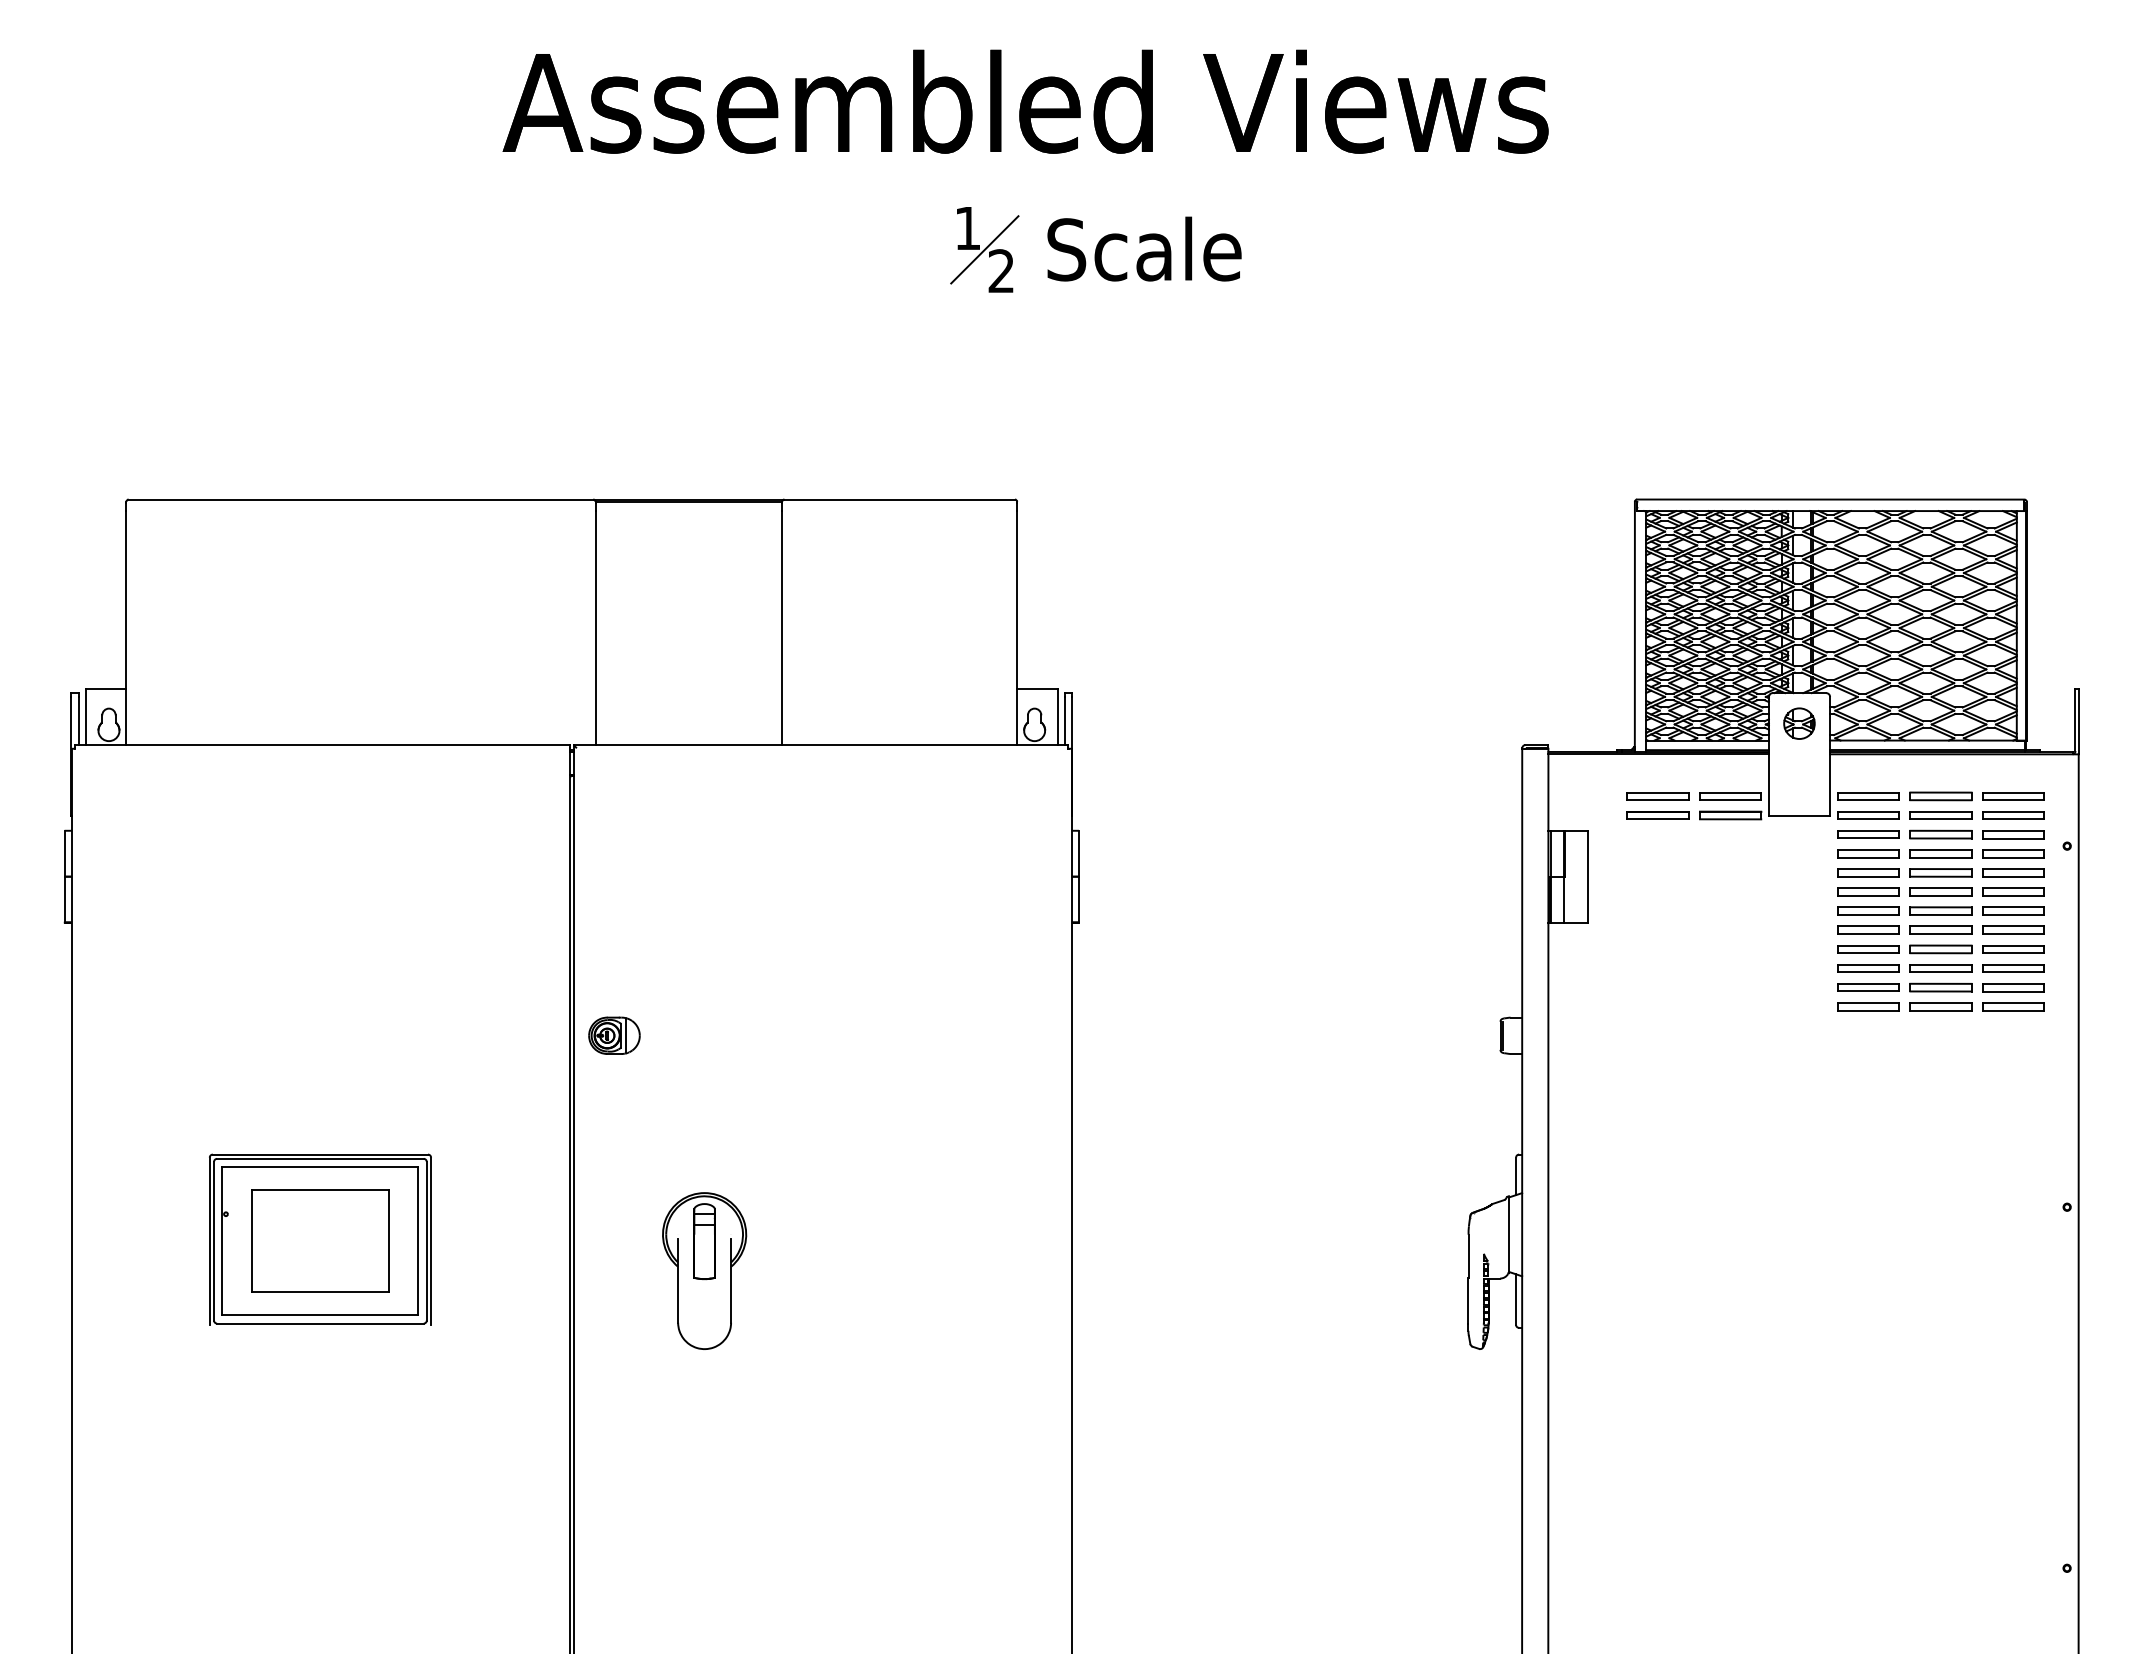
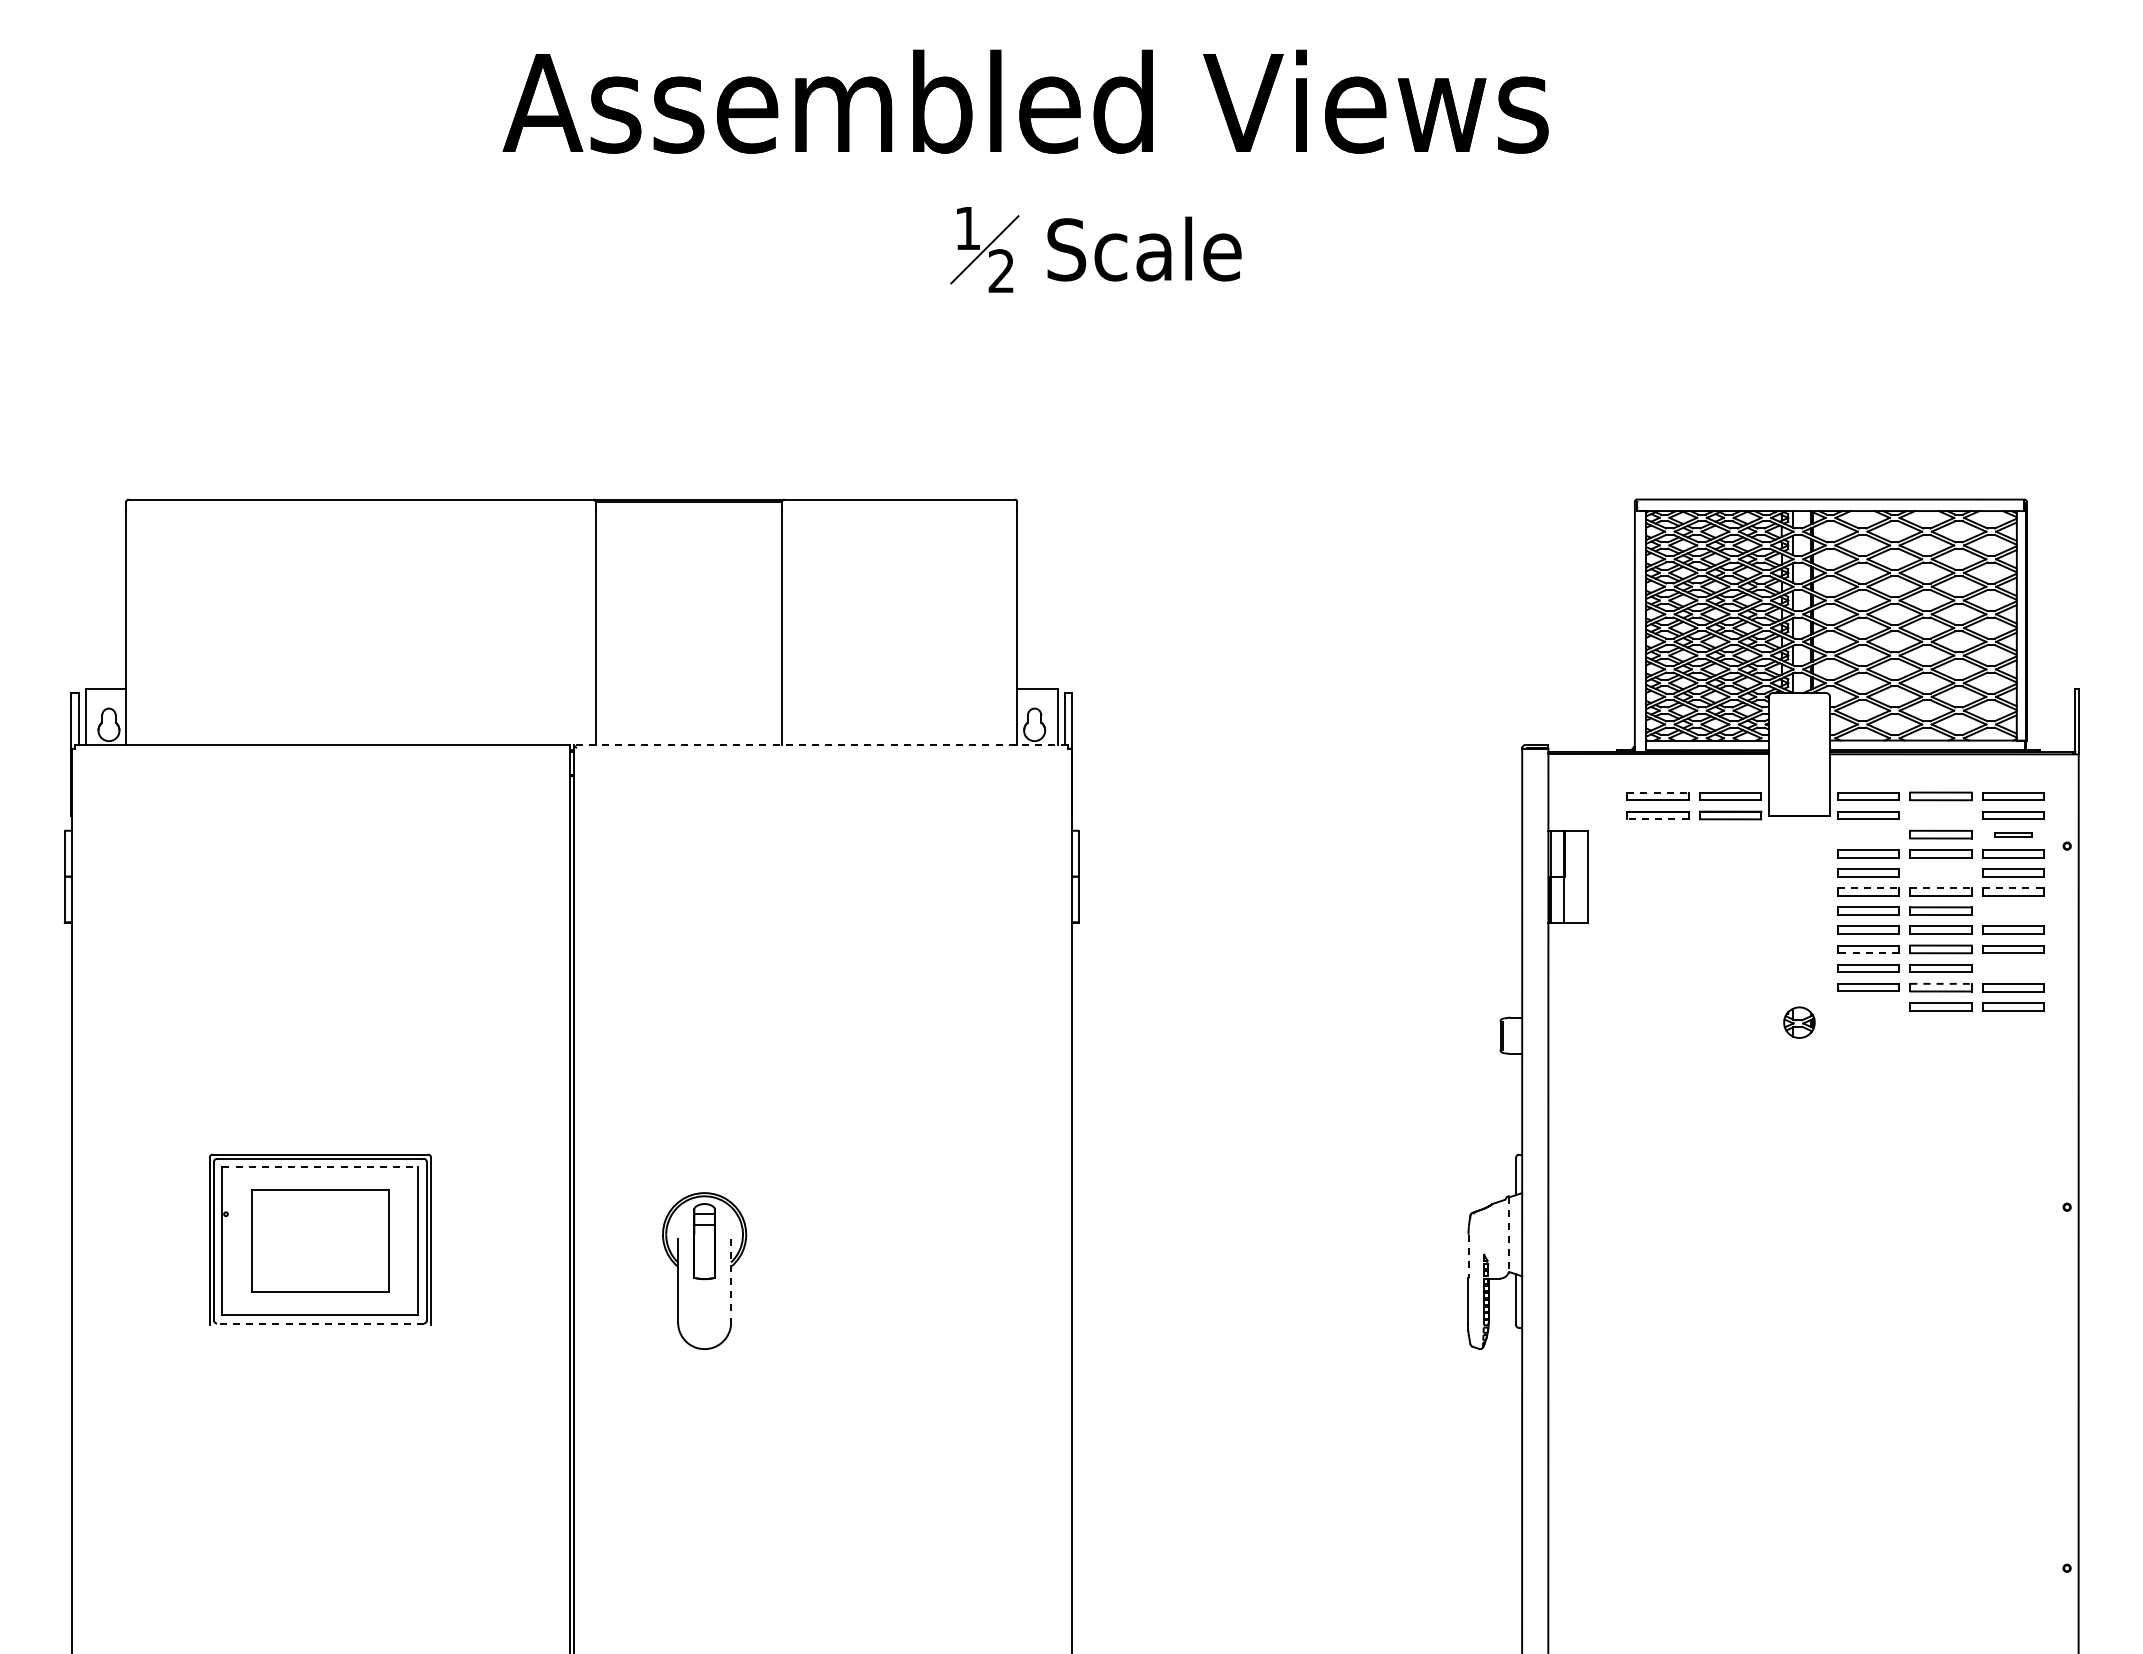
part position: (1799, 723) -> (1799, 1022) (1799, 1022)
line: solid -> dashed (820, 745)
line: solid -> dashed (1657, 792)
part: present -> none (1940, 815)
line: solid -> dashed (1657, 819)
part: present -> none (1868, 834)
part size: 63x10 px -> 39x6 px (2013, 834)
part: present -> none (1940, 872)
line: solid -> dashed (1868, 888)
line: solid -> dashed (1940, 888)
line: solid -> dashed (2013, 888)
part: present -> none (2013, 910)
line: solid -> dashed (1868, 953)
part: present -> none (2013, 968)
line: solid -> dashed (1940, 983)
part: present -> none (1868, 1006)
part: present -> none (614, 1035)
line: solid -> dashed (320, 1167)
line: solid -> dashed (1509, 1235)
line: solid -> dashed (1468, 1256)
line: solid -> dashed (731, 1280)
line: solid -> dashed (319, 1323)
